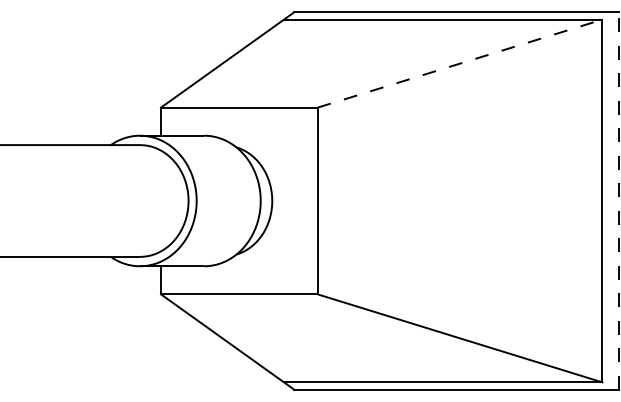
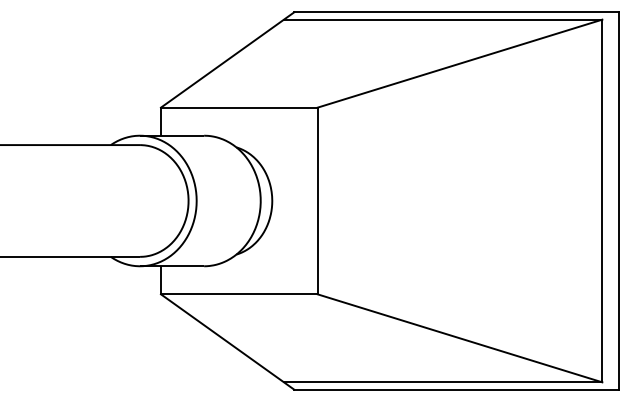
line: dashed -> solid (460, 63)
line: dashed -> solid (619, 201)
